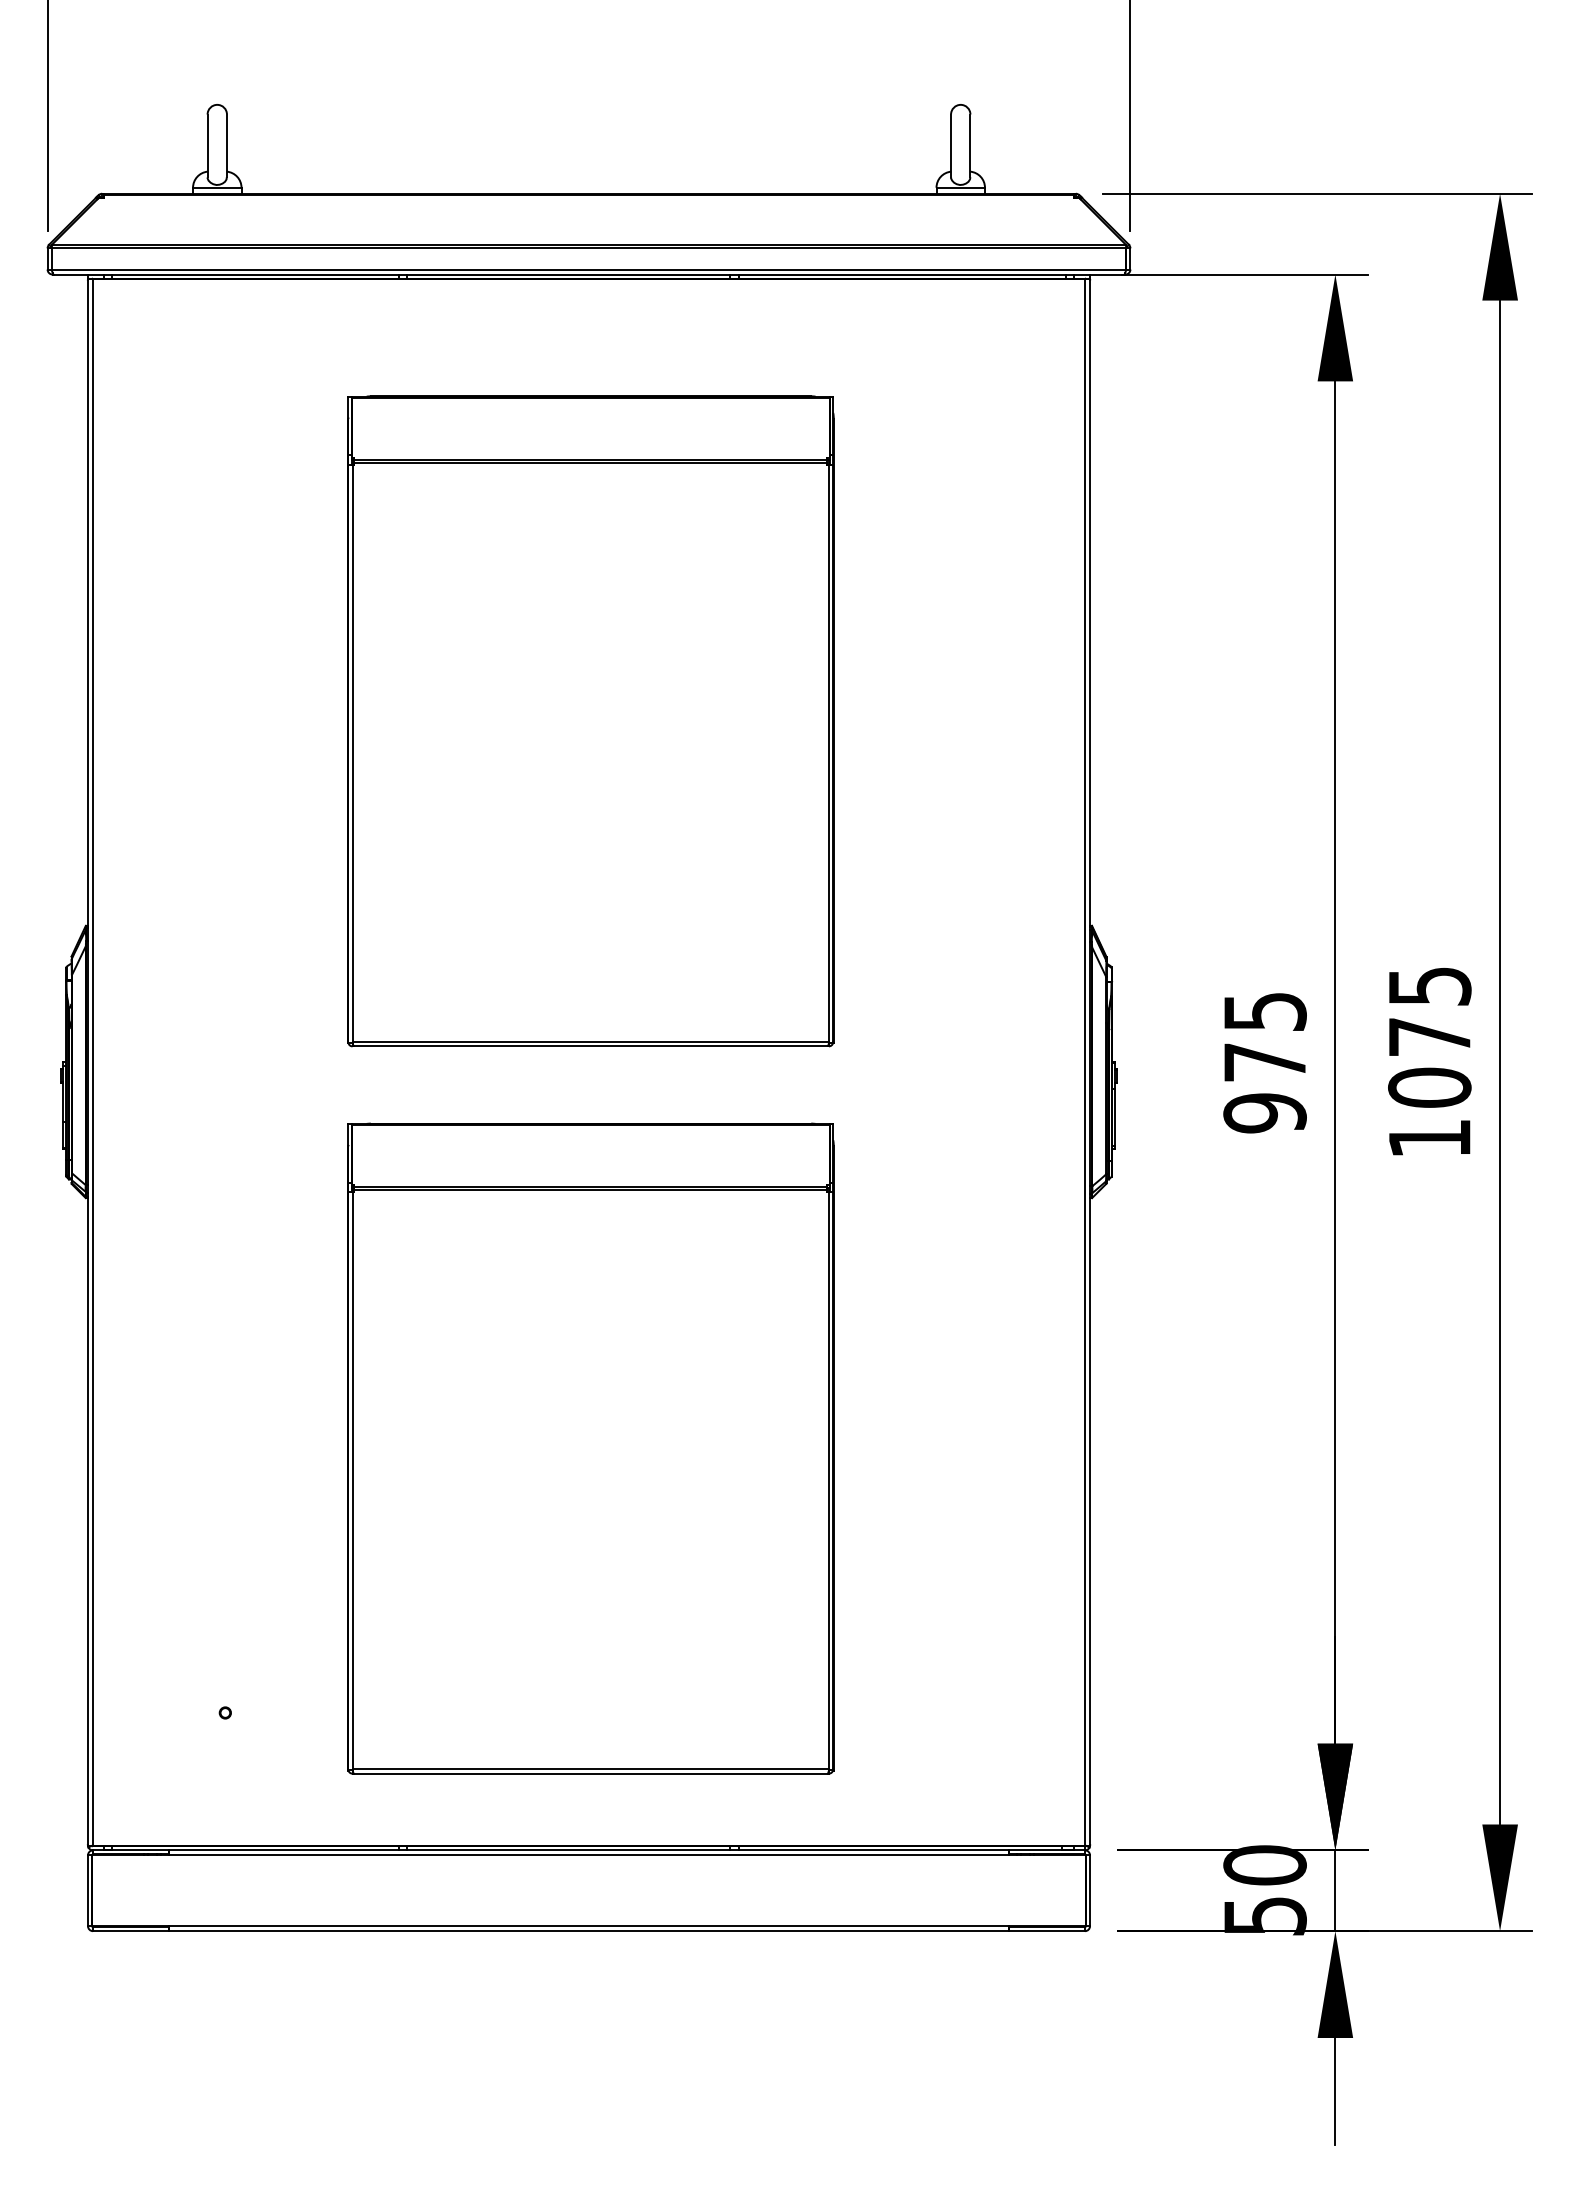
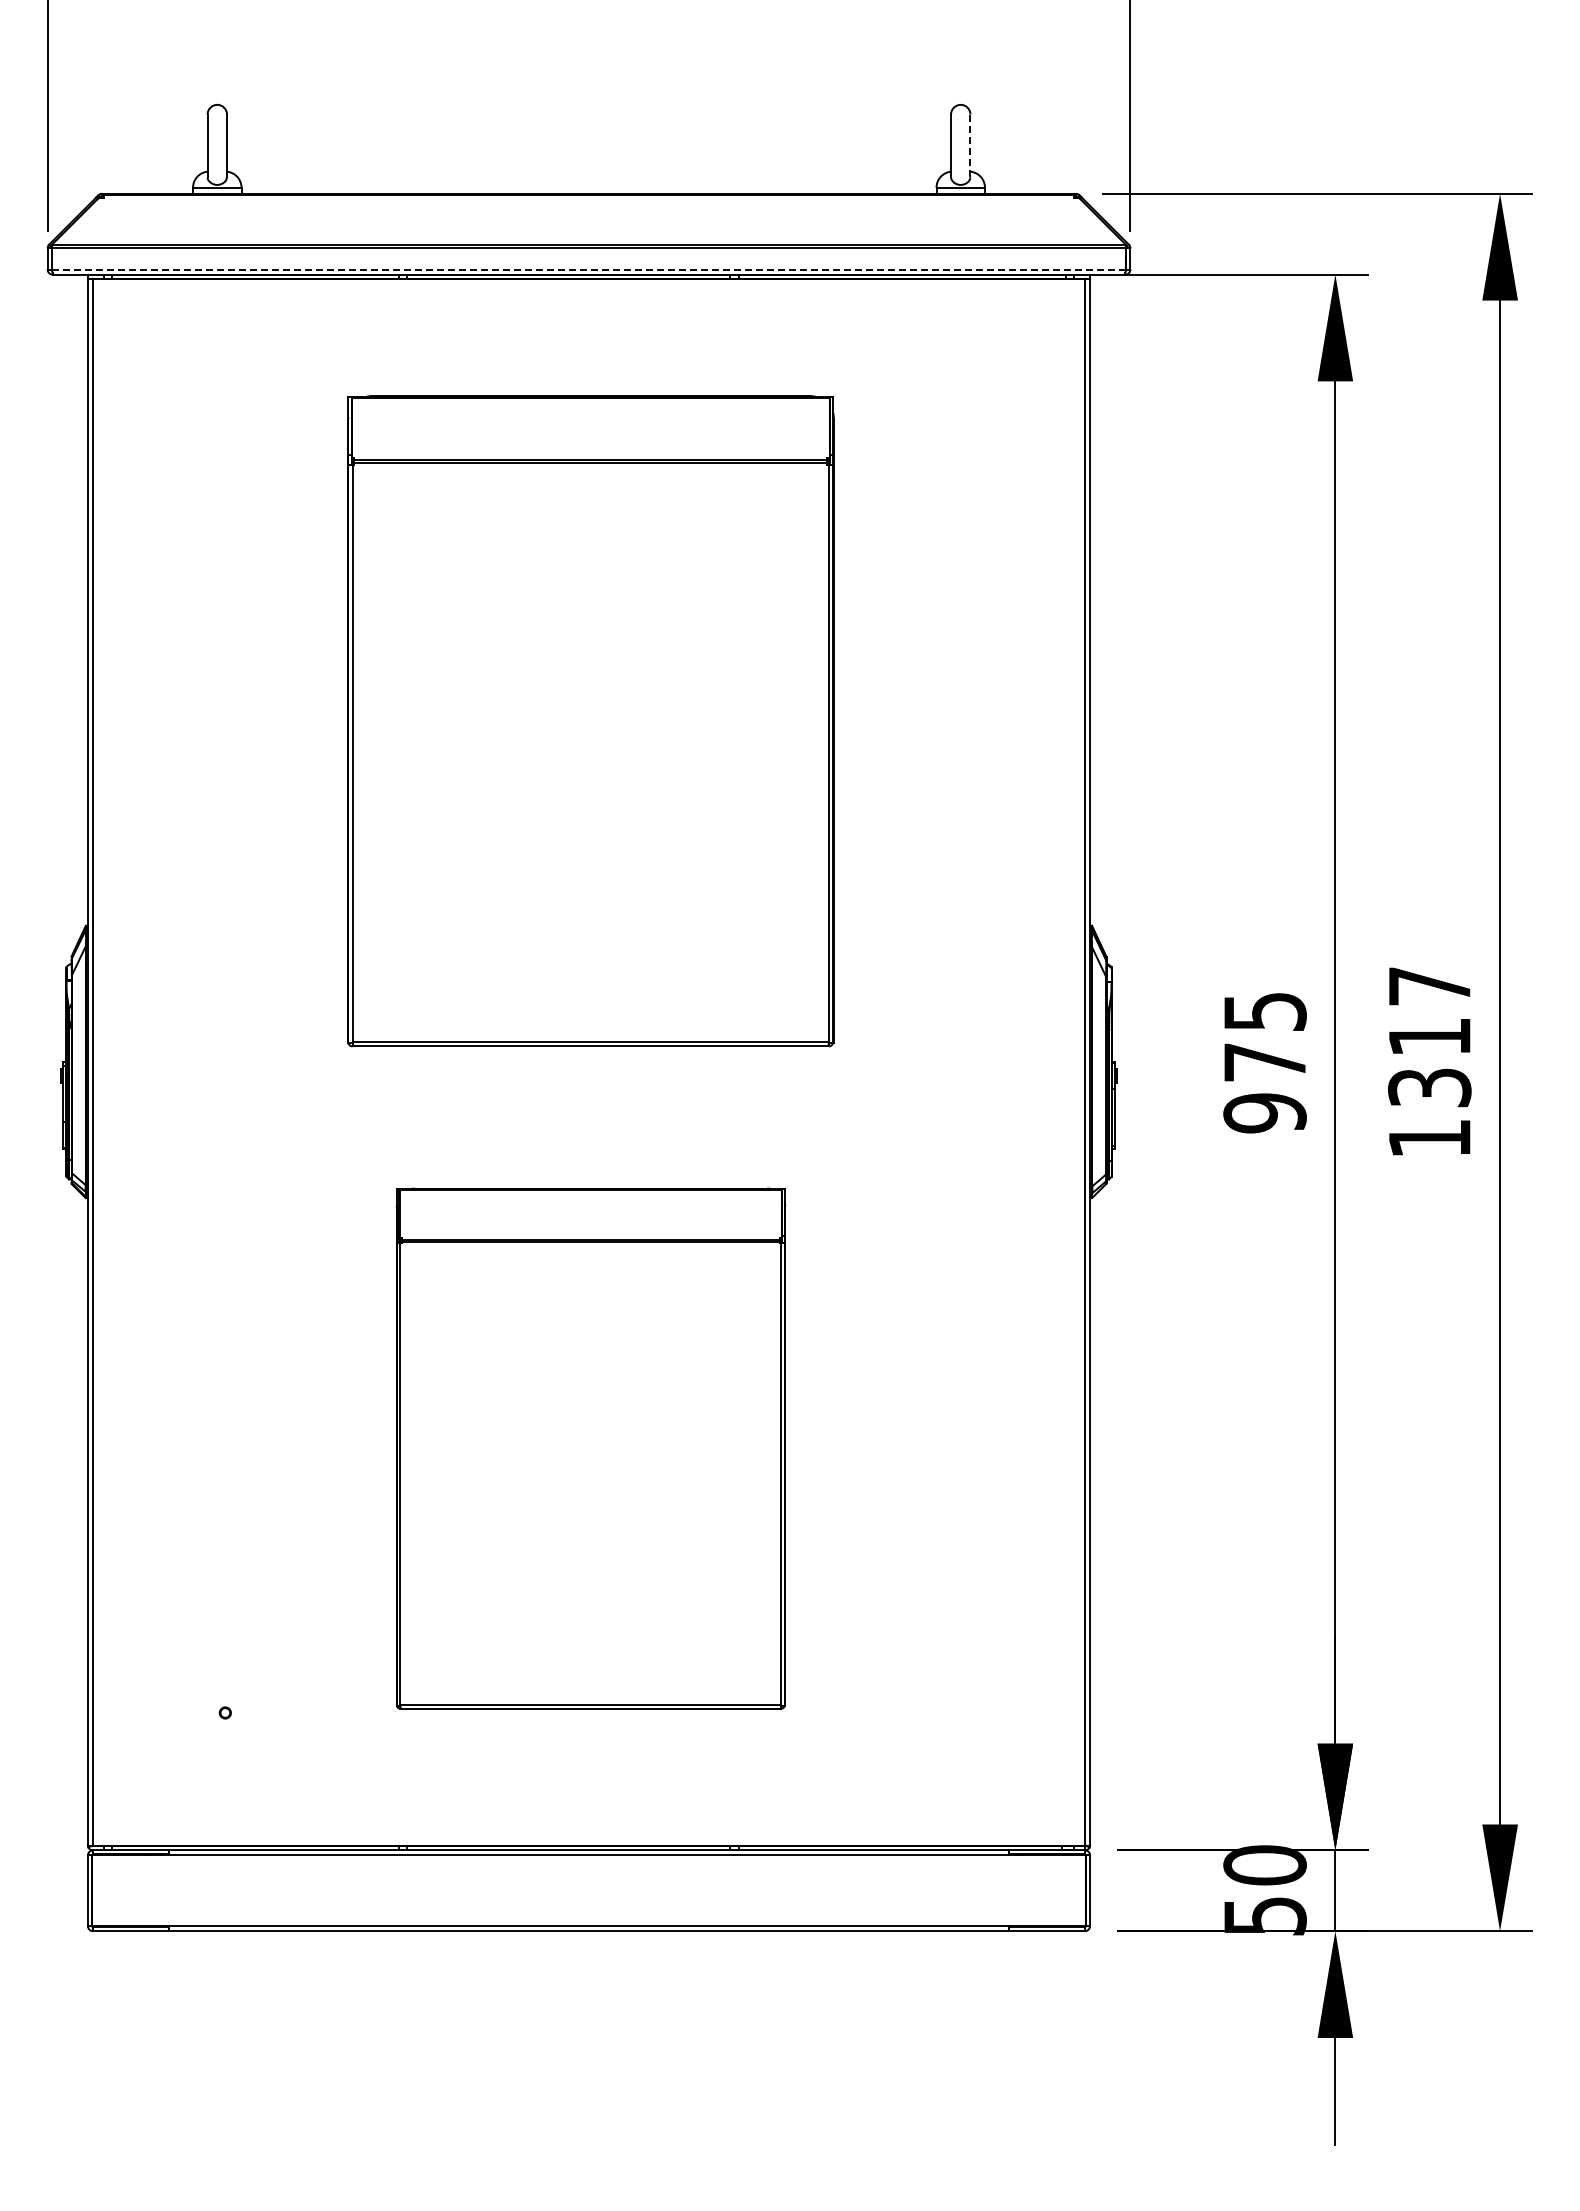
line: solid -> dashed (970, 145)
line: solid -> dashed (589, 269)
text: 1075 -> 1317 (1429, 1037)
part size: 488x653 px -> 392x523 px (590, 1448)
